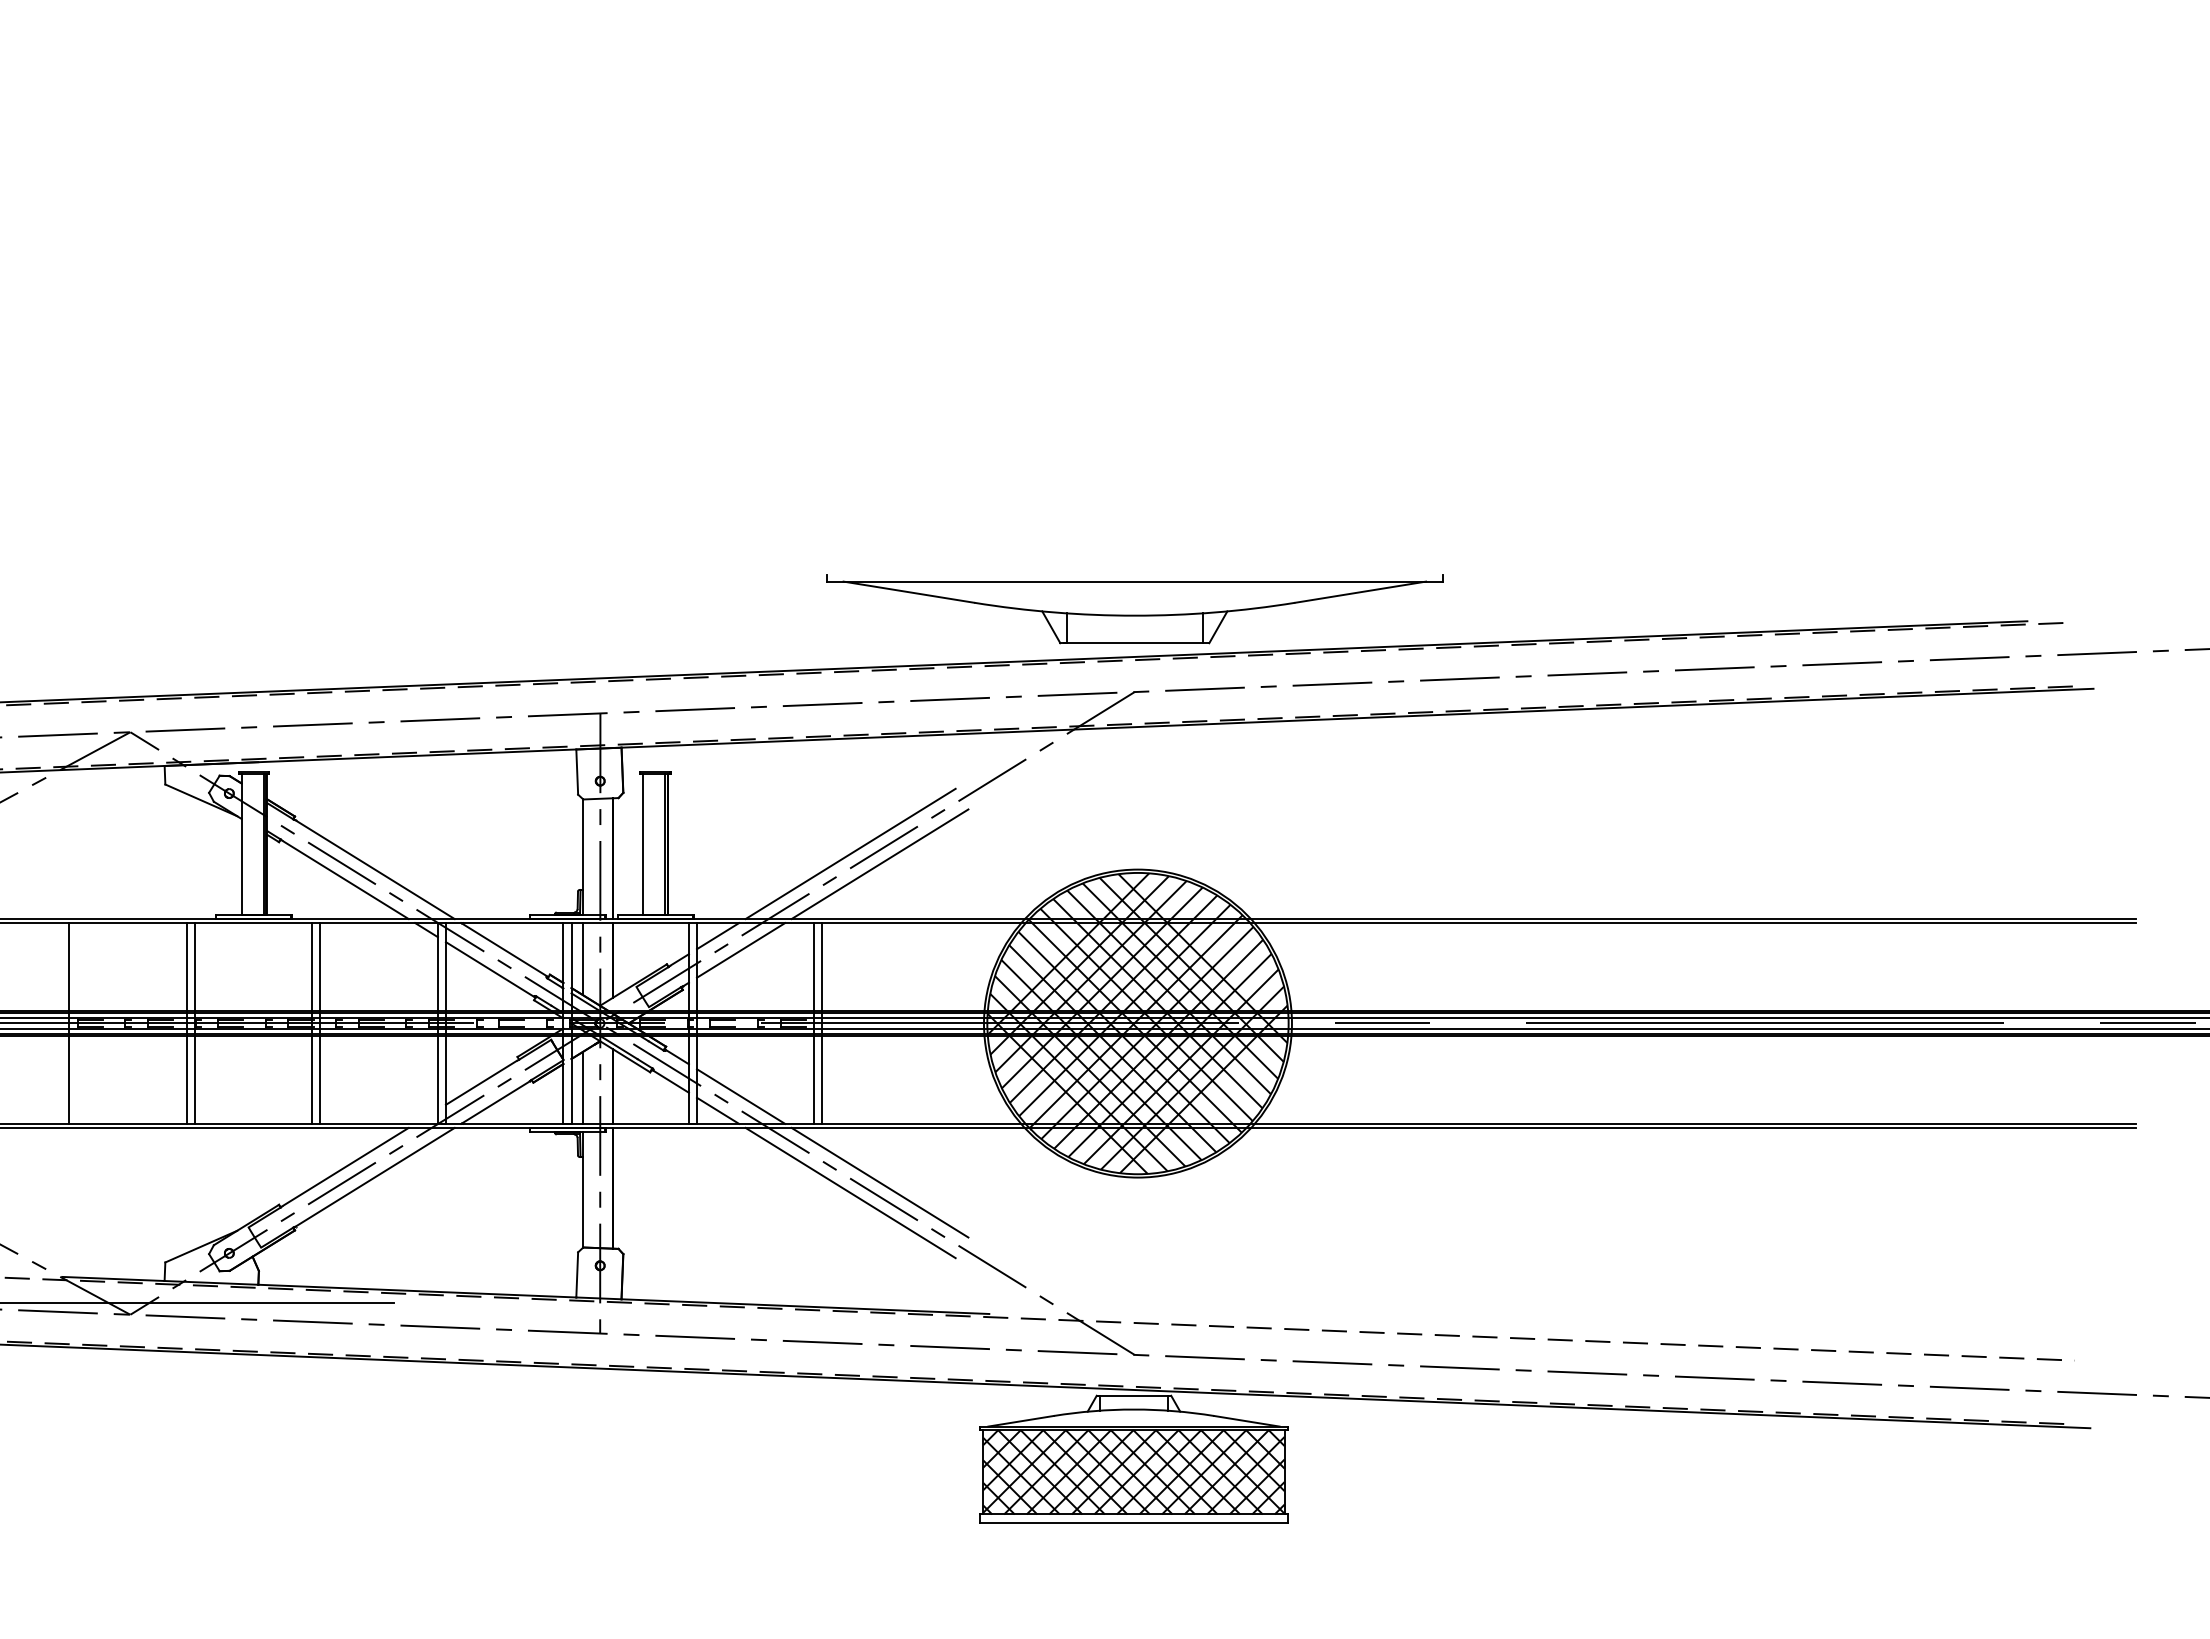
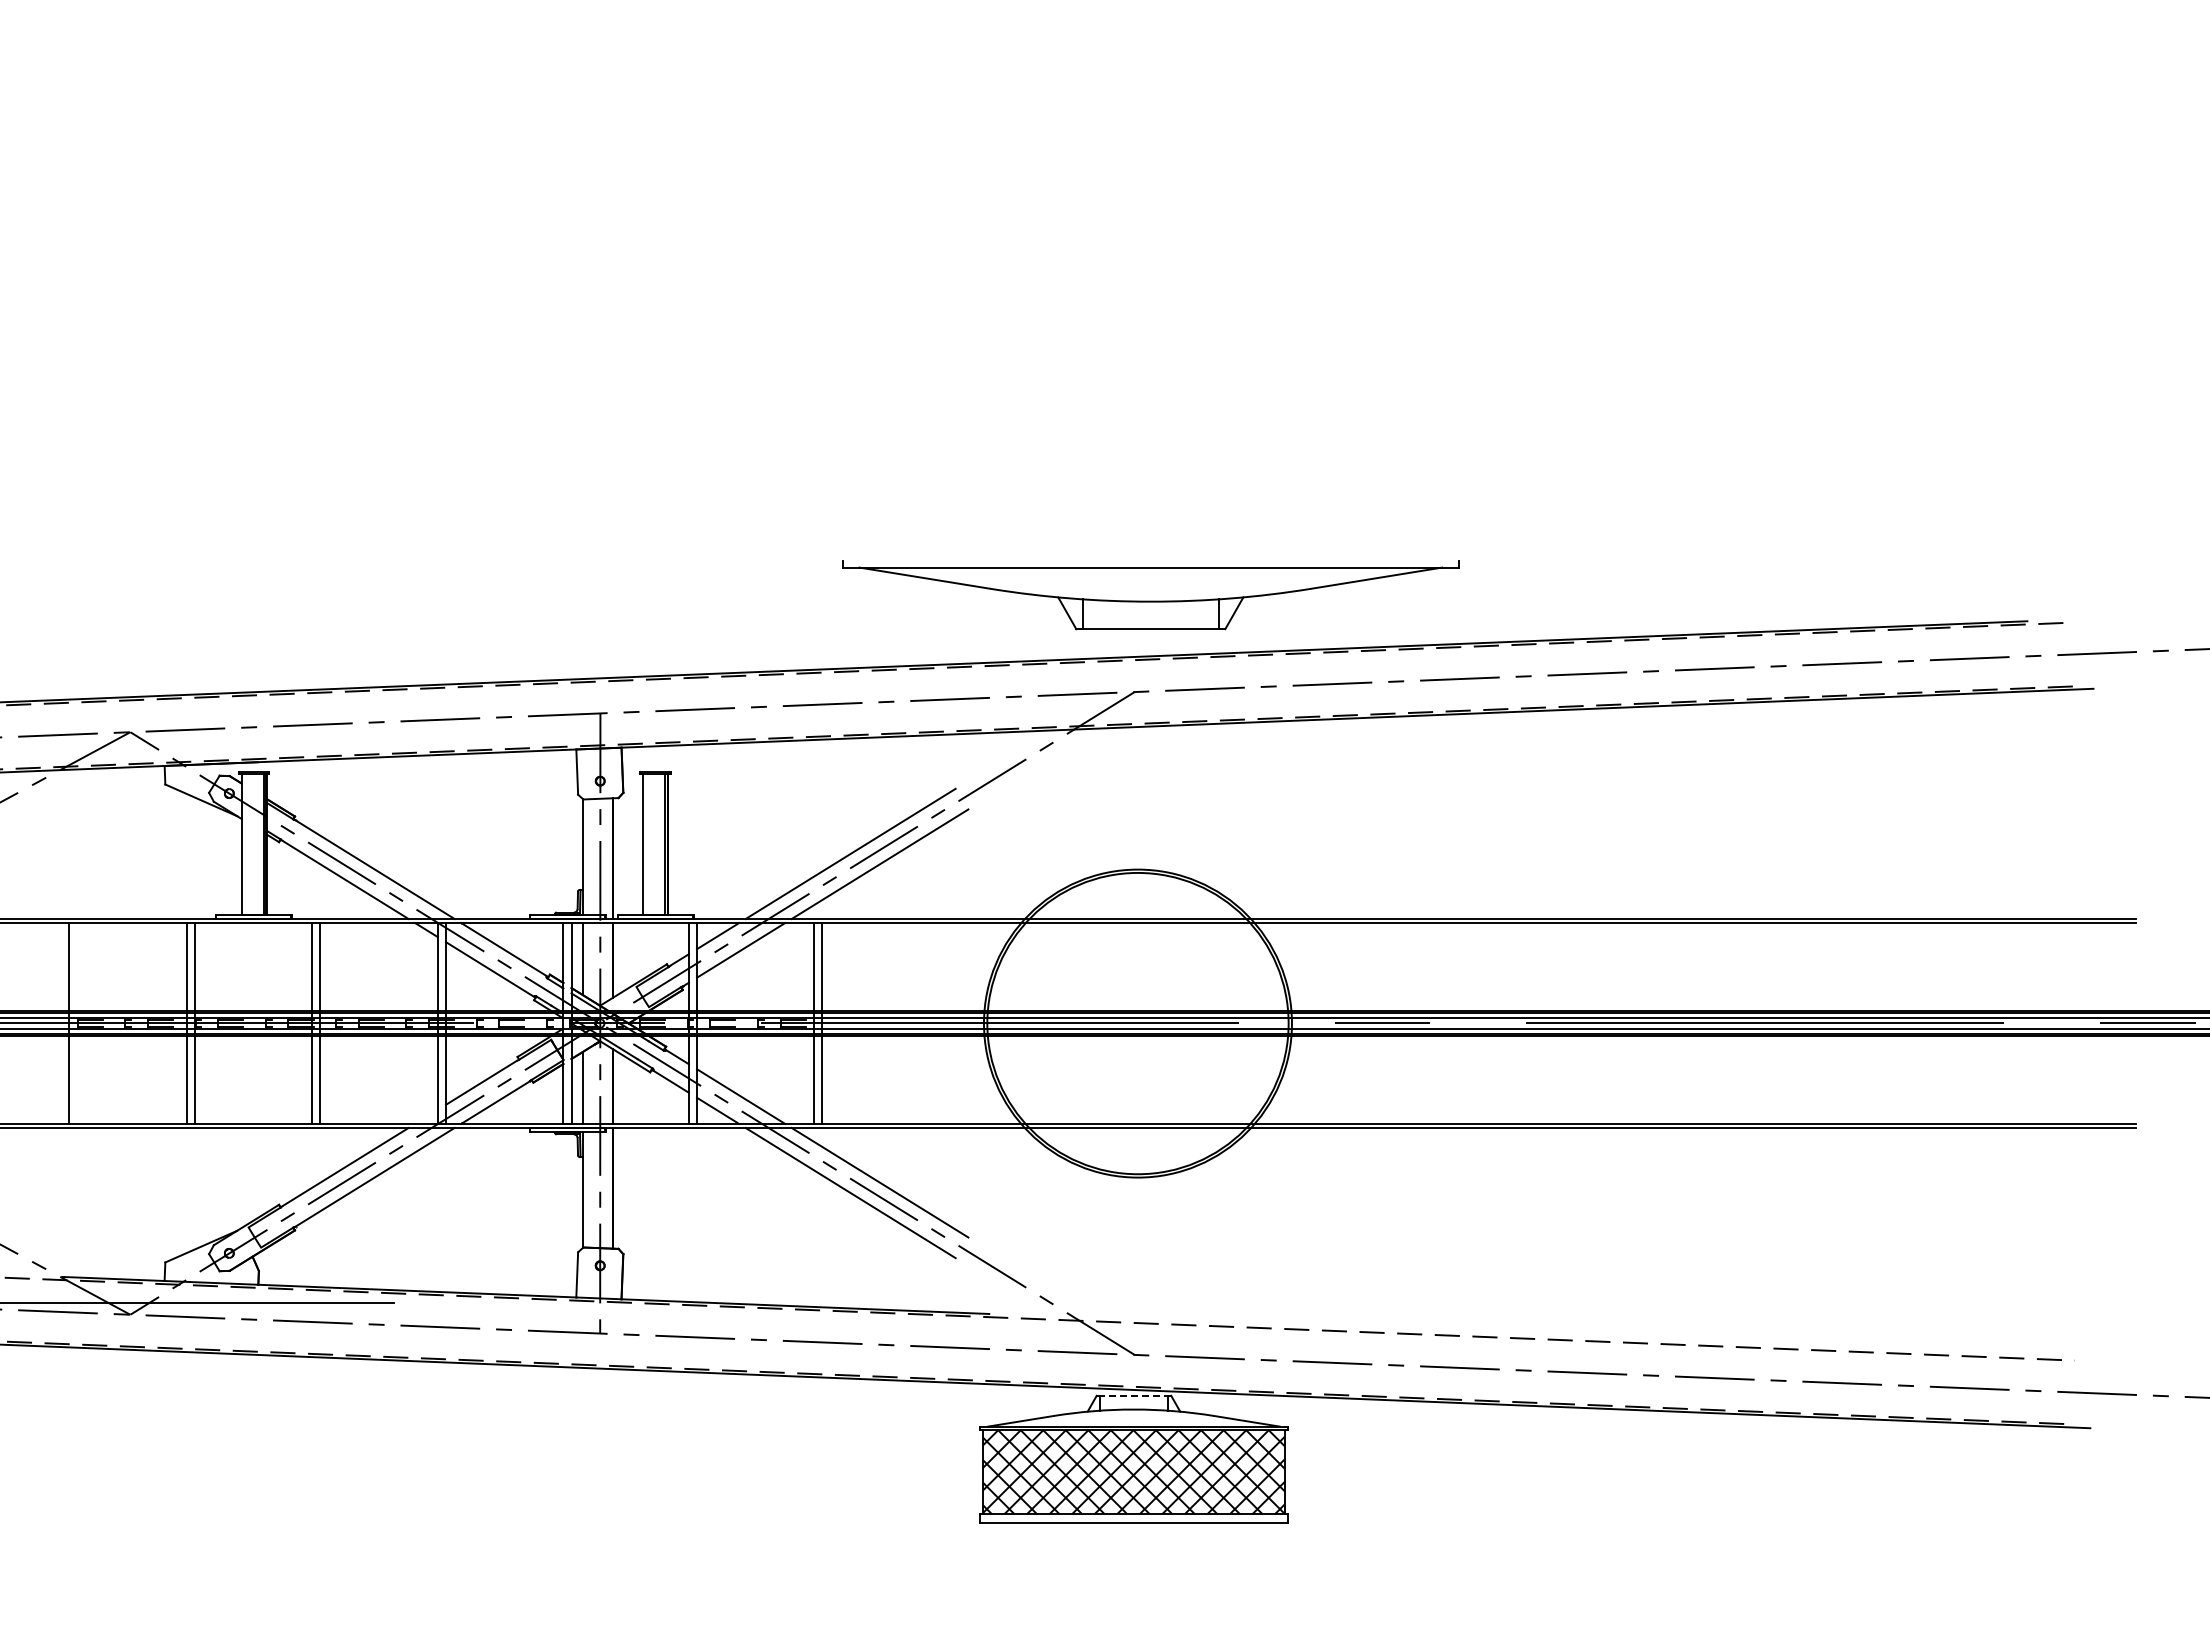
part position: (1134, 609) -> (1150, 595) (1150, 595)
hatch: present -> none (1137, 1023)
line: solid -> dashed (1133, 1395)
